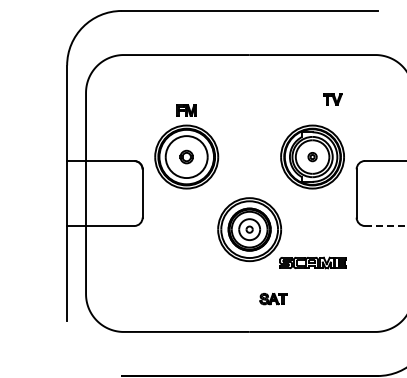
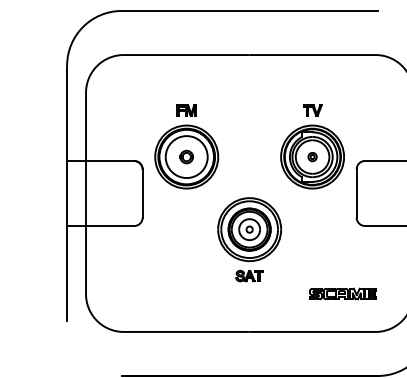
part position: (332, 99) -> (312, 110) (312, 110)
line: dashed -> solid (385, 226)
part position: (312, 262) -> (342, 293) (342, 293)
part position: (273, 298) -> (249, 275) (249, 275)
